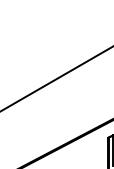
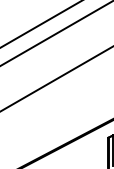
line: none -> present (40, 24)
line: none -> present (56, 33)
